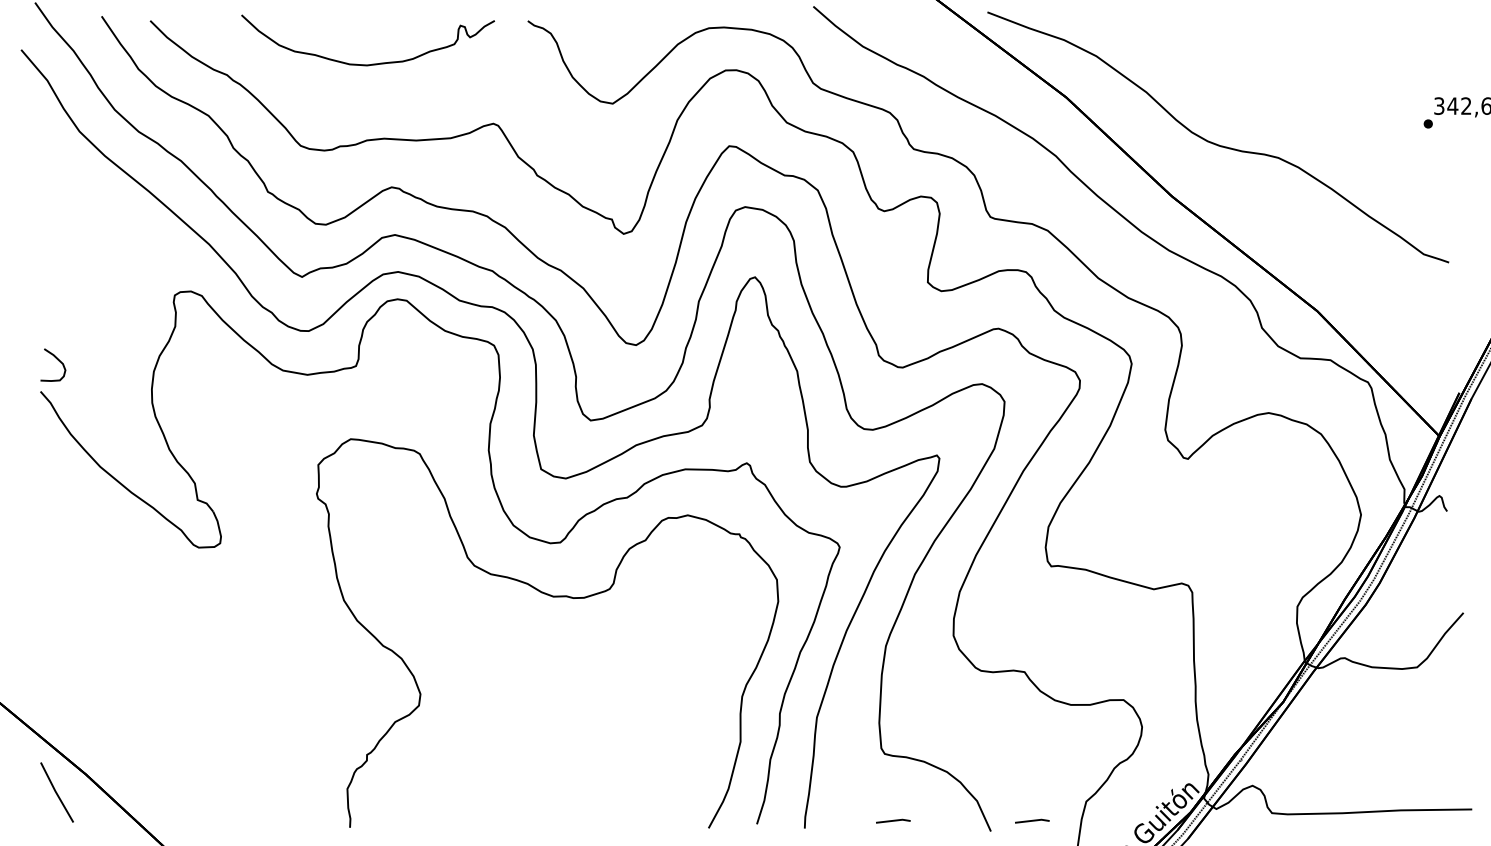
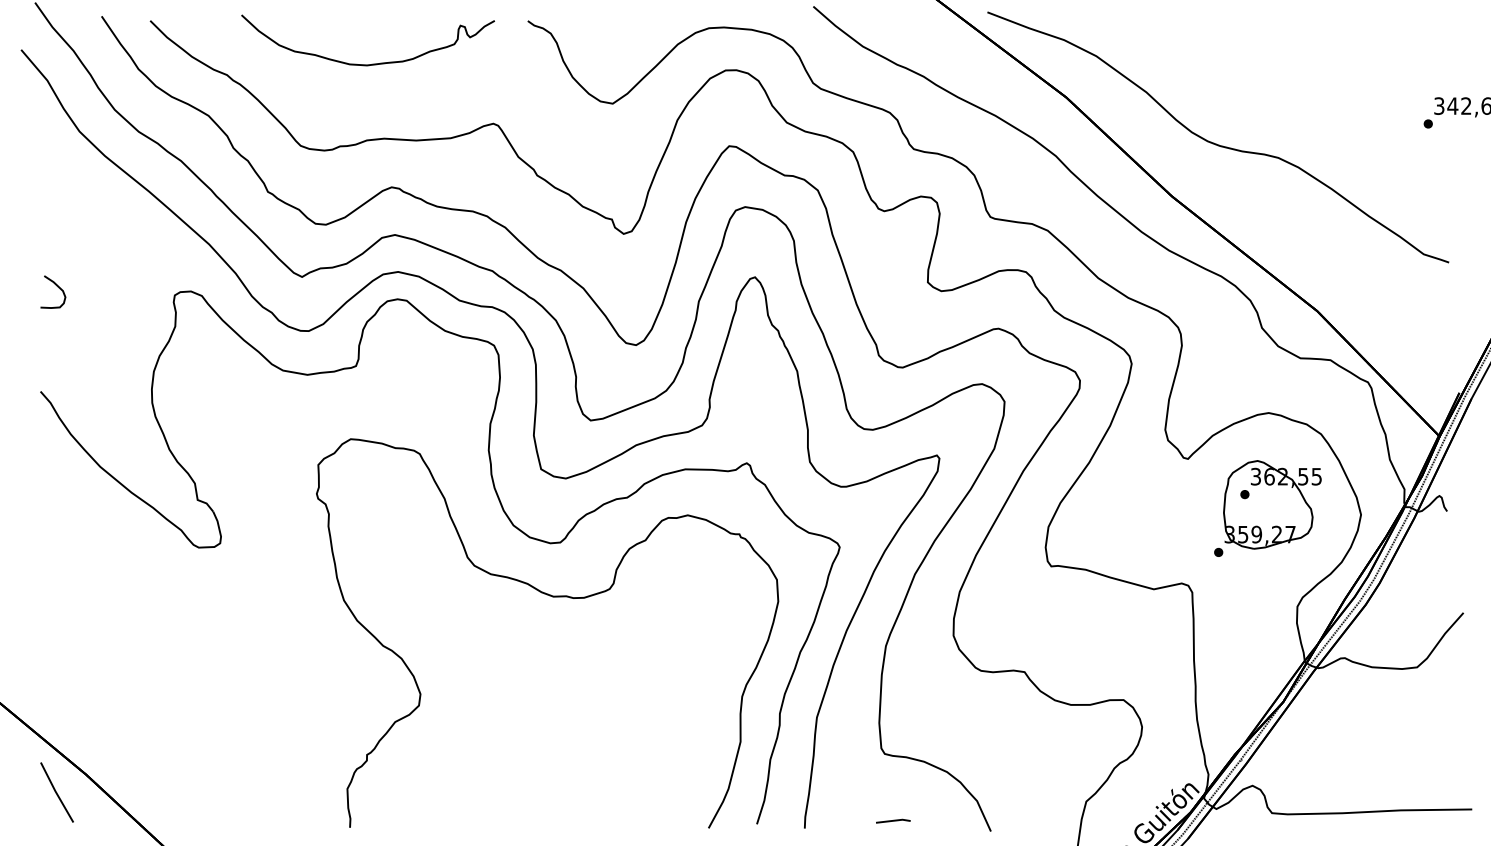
curve position: (57, 360) -> (57, 287) (57, 287)
part: none -> present (1267, 508)
line: present -> none (1032, 820)
